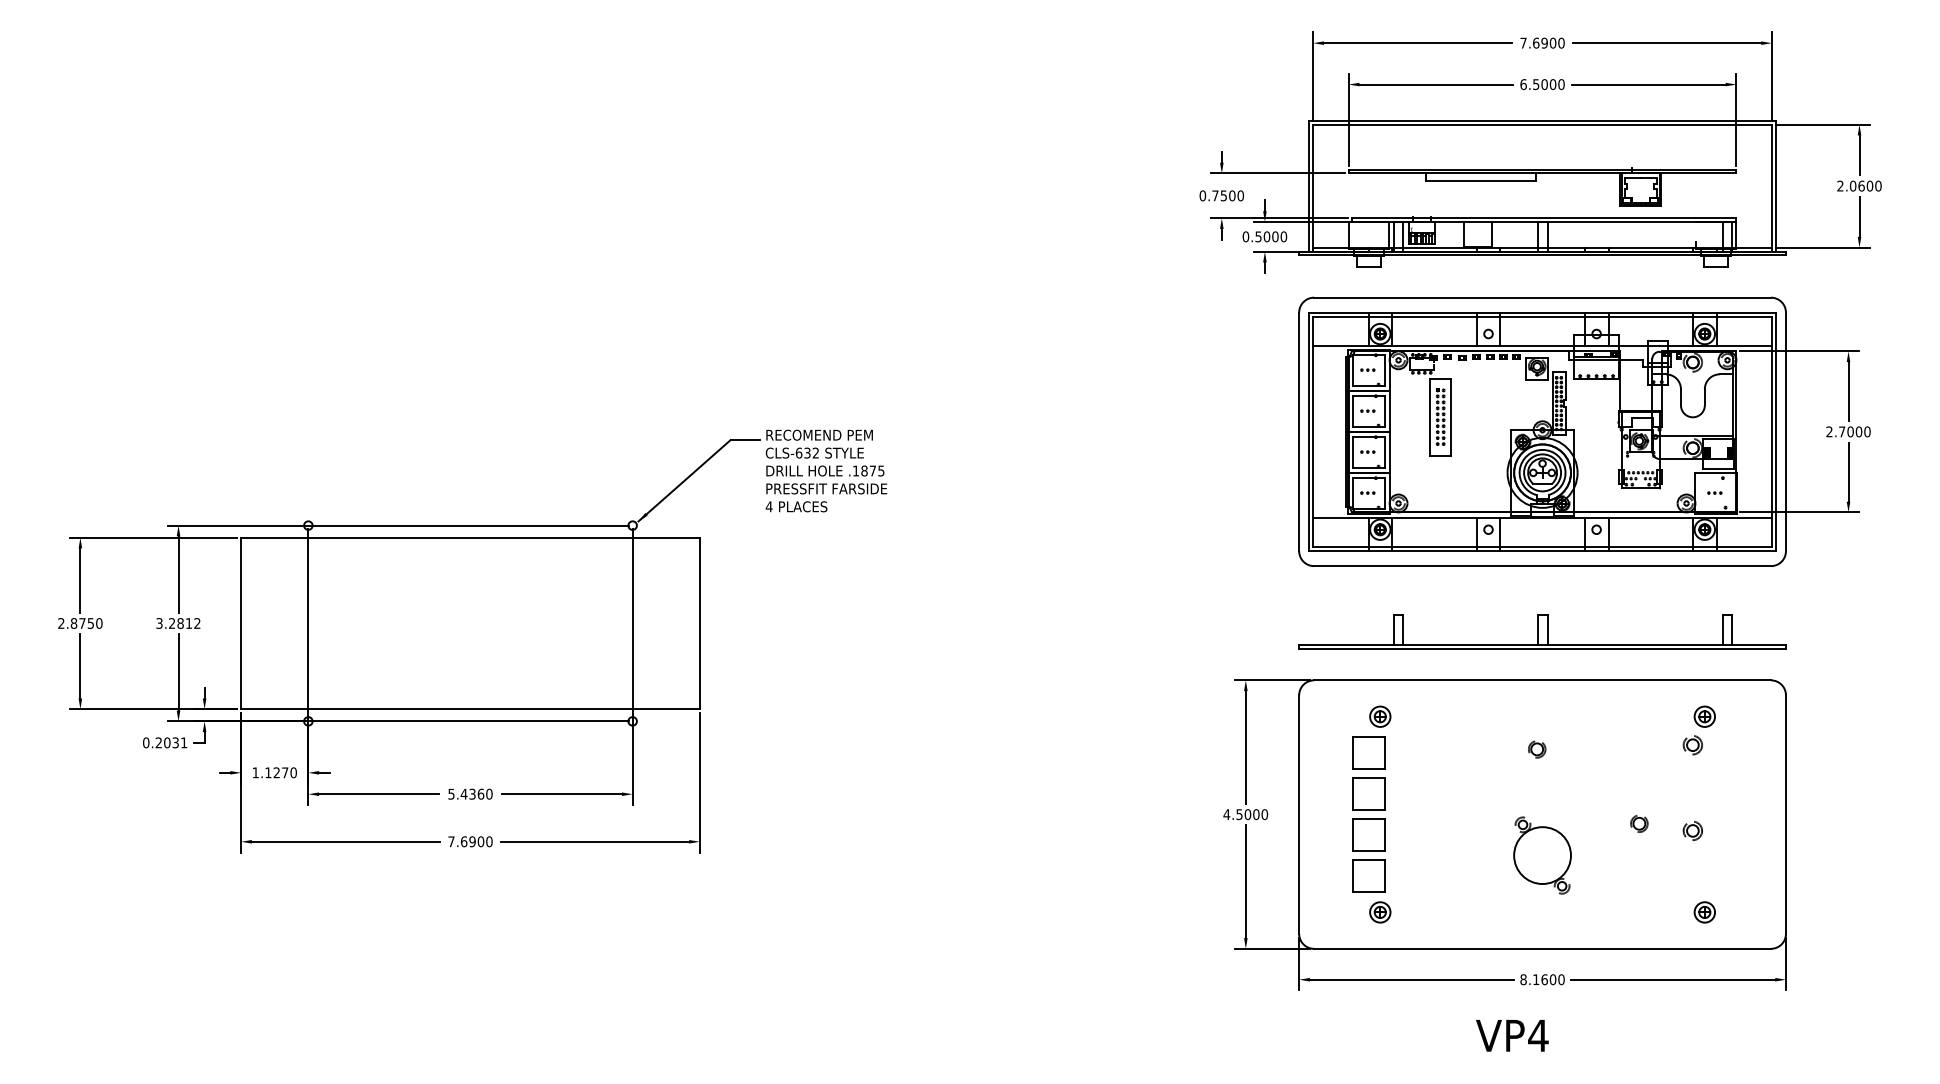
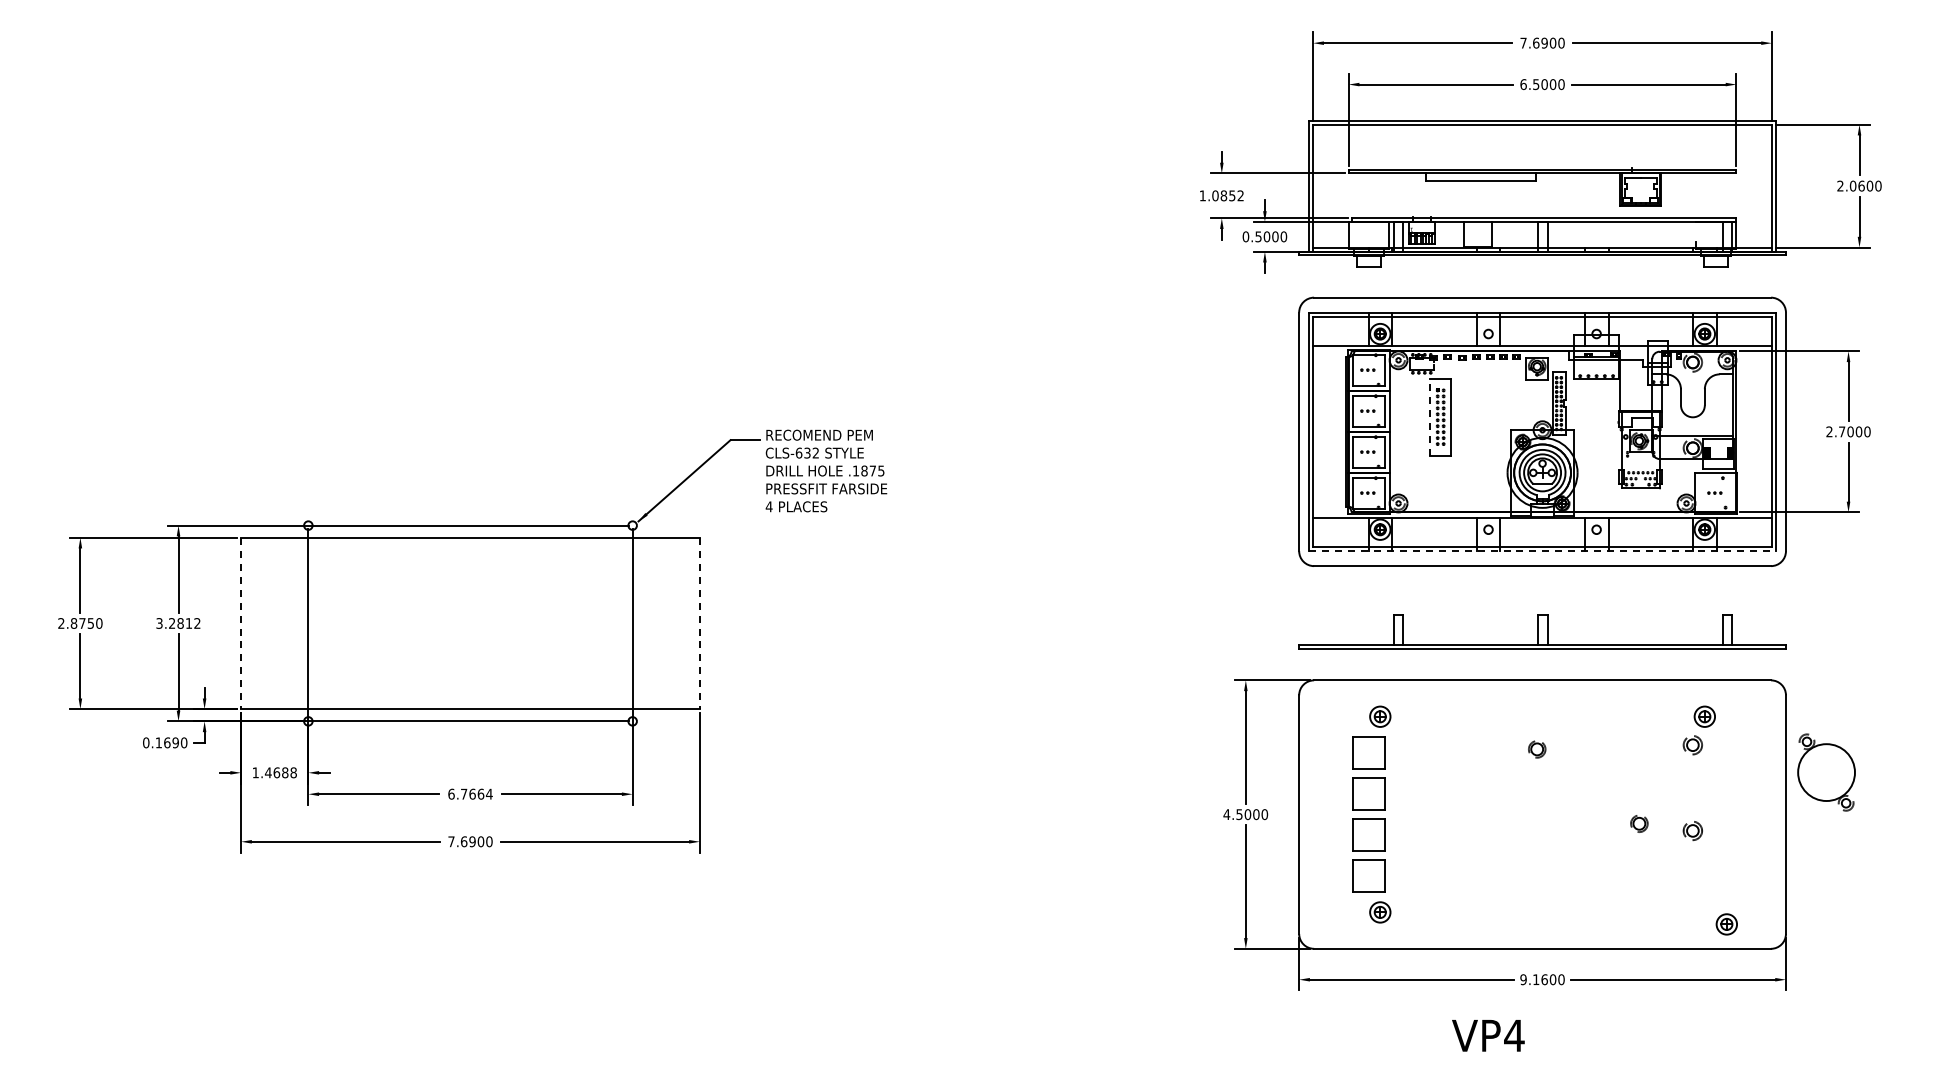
text: 0.7500 -> 1.0852 (1221, 195)
line: solid -> dashed (1430, 417)
line: solid -> dashed (1542, 551)
line: solid -> dashed (241, 623)
line: solid -> dashed (699, 623)
text: 0.2031 -> 0.1690 (171, 742)
text: 1.1270 -> 1.4688 (280, 772)
text: 5.4360 -> 6.7664 (470, 793)
part position: (1542, 855) -> (1826, 772) (1826, 772)
part position: (1704, 912) -> (1726, 924) (1726, 924)
text: 8.1600 -> 9.1600 (1523, 979)
text position: (1512, 1035) -> (1488, 1035) (1488, 1035)
